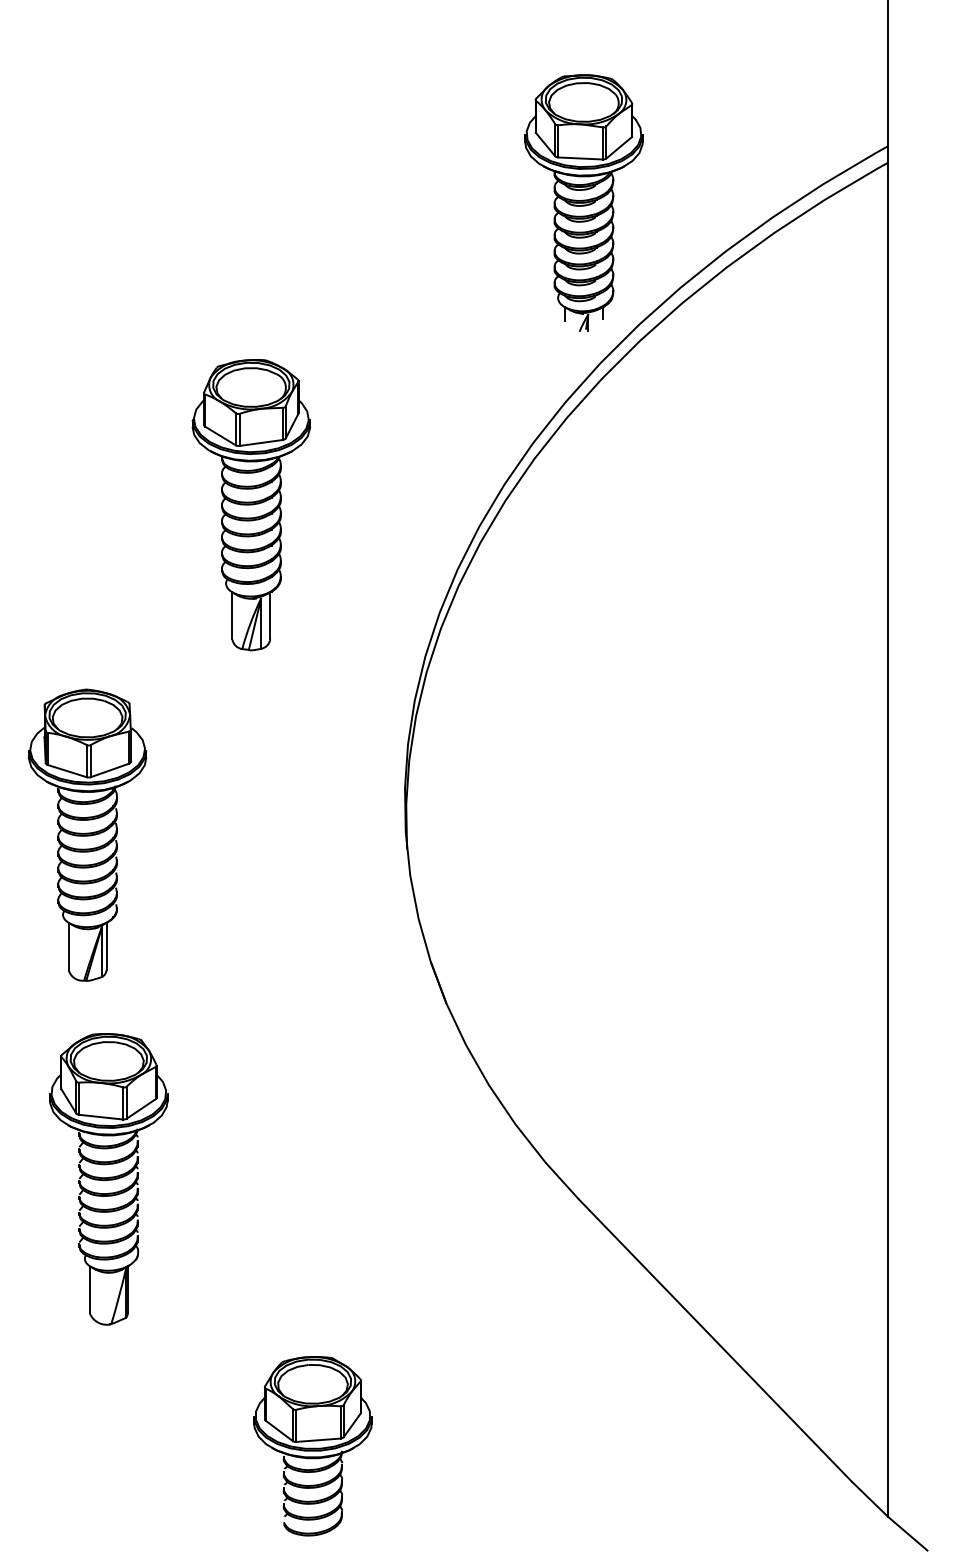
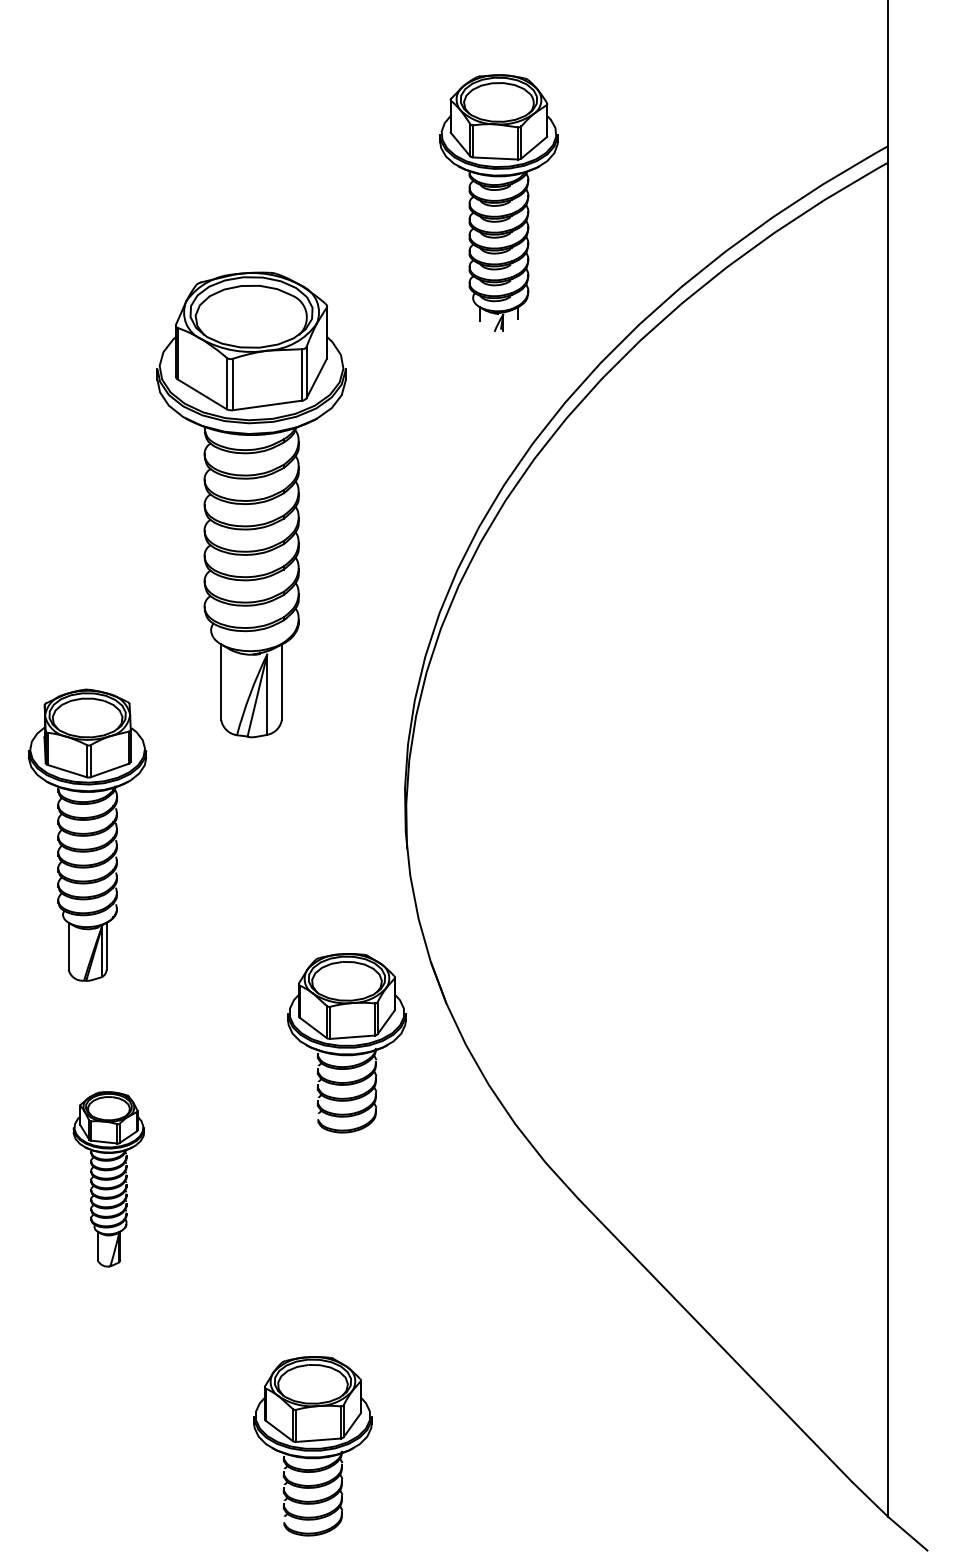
part position: (583, 202) -> (498, 202) (498, 202)
part size: 120x293 px -> 191x468 px (251, 504)
part: none -> present (346, 1043)
part size: 120x293 px -> 73x177 px (108, 1179)
